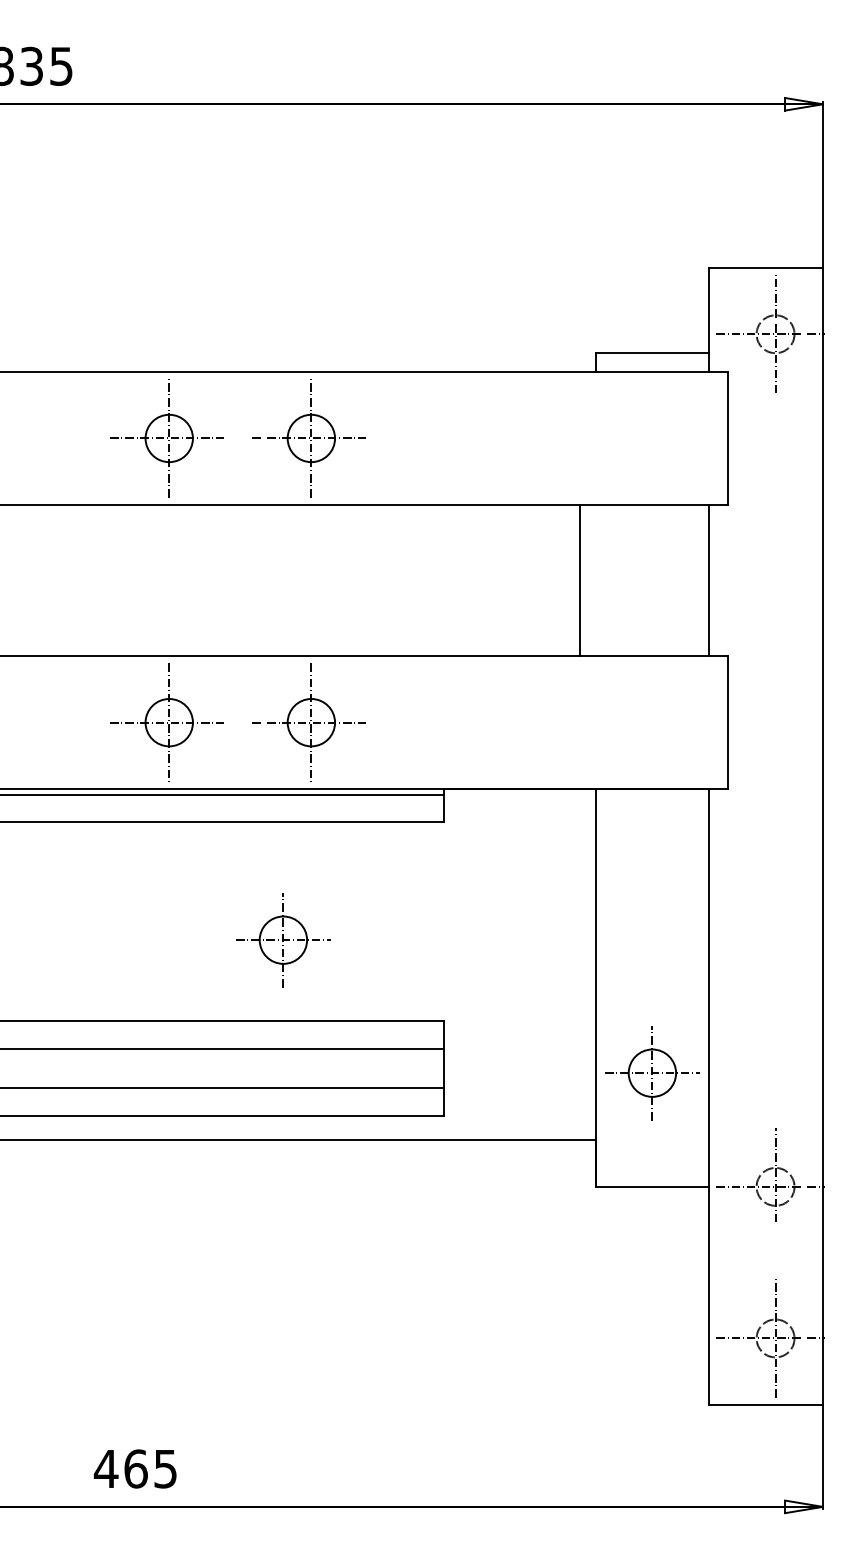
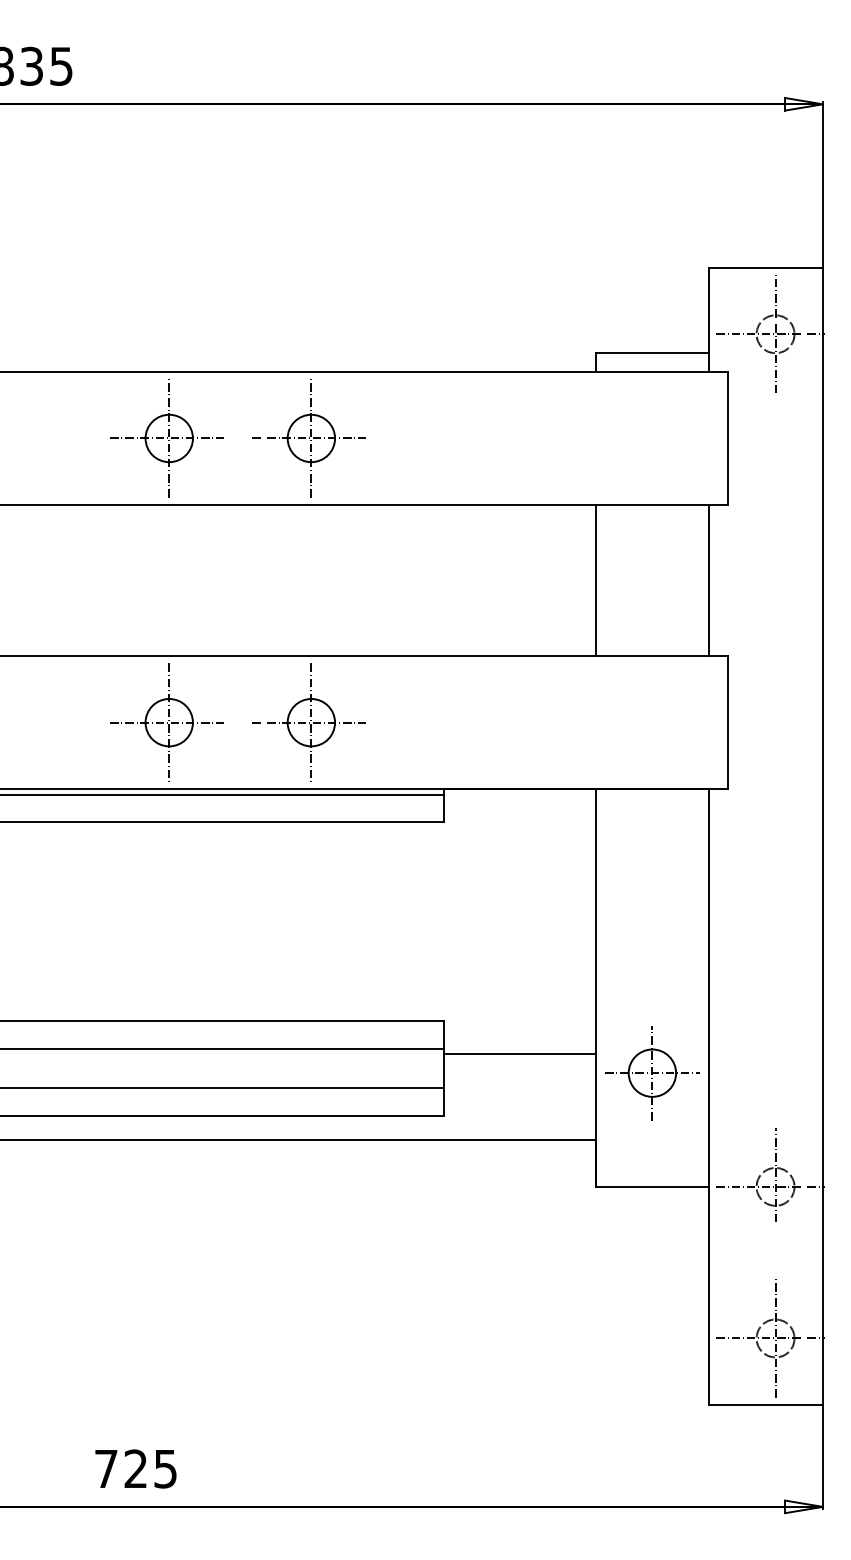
line position: (579, 580) -> (595, 580) (595, 580)
part: present -> none (283, 940)
line: none -> present (519, 1054)
text: 465 -> 725 (120, 1468)
